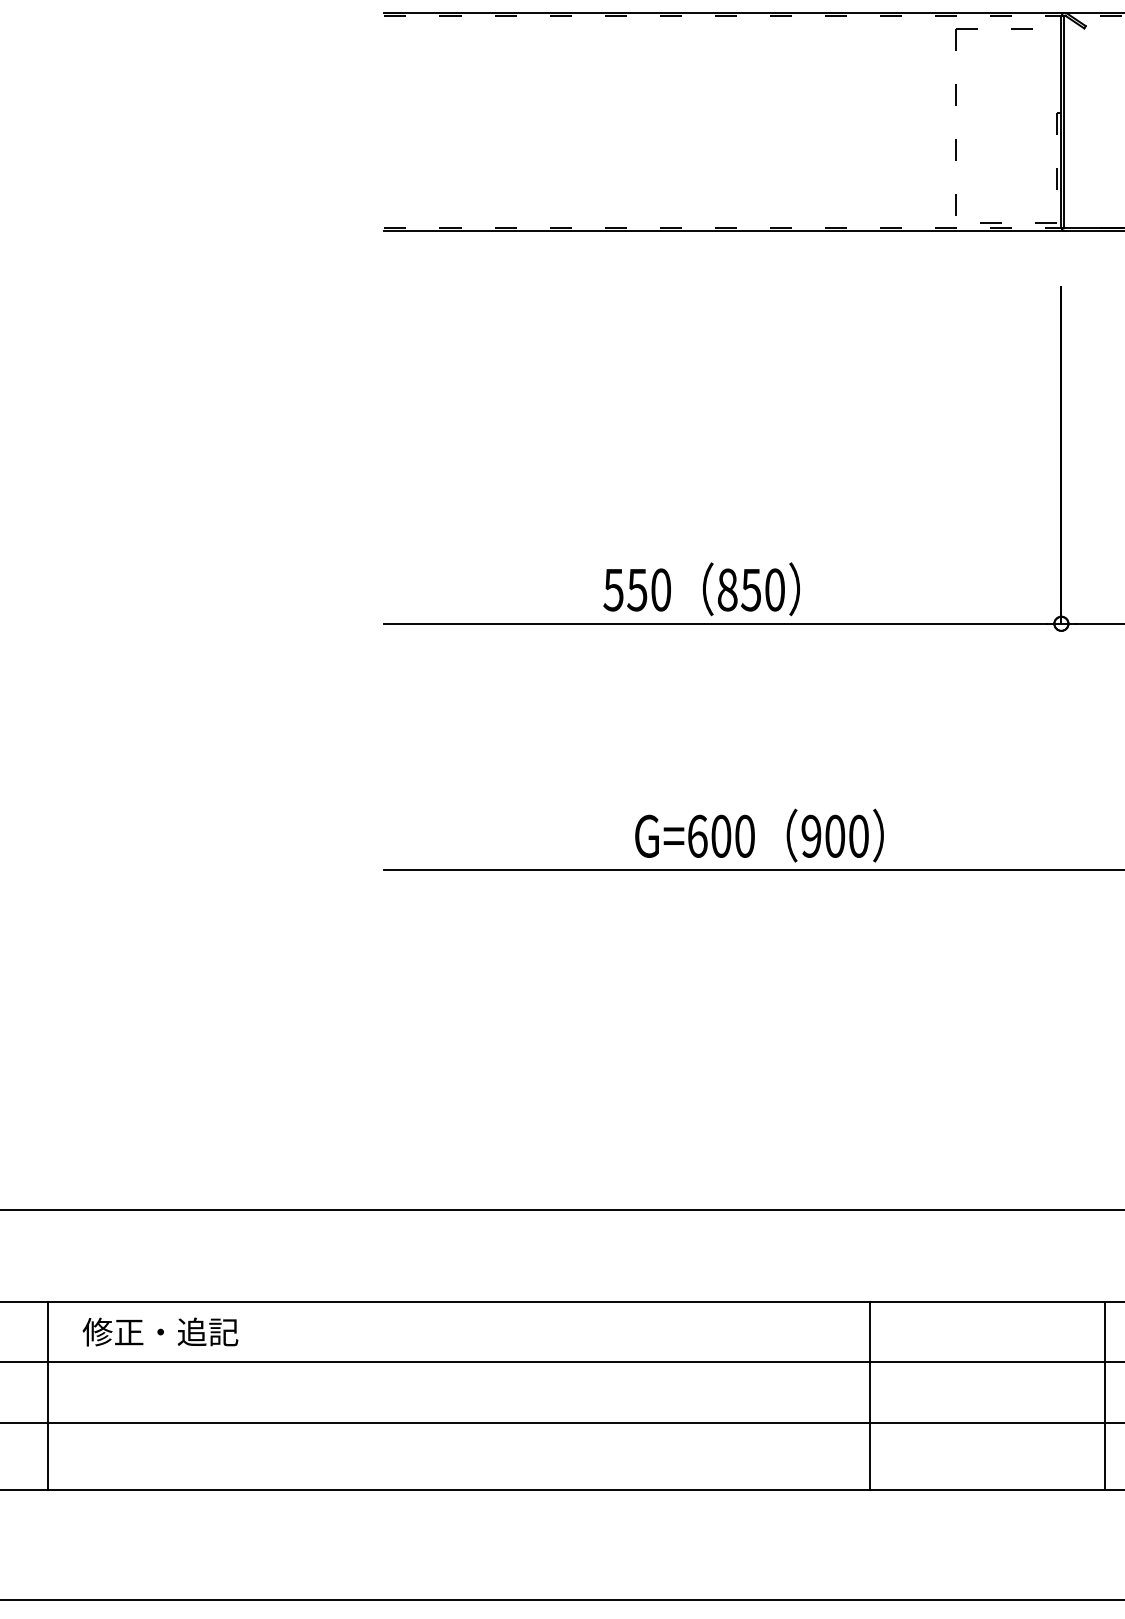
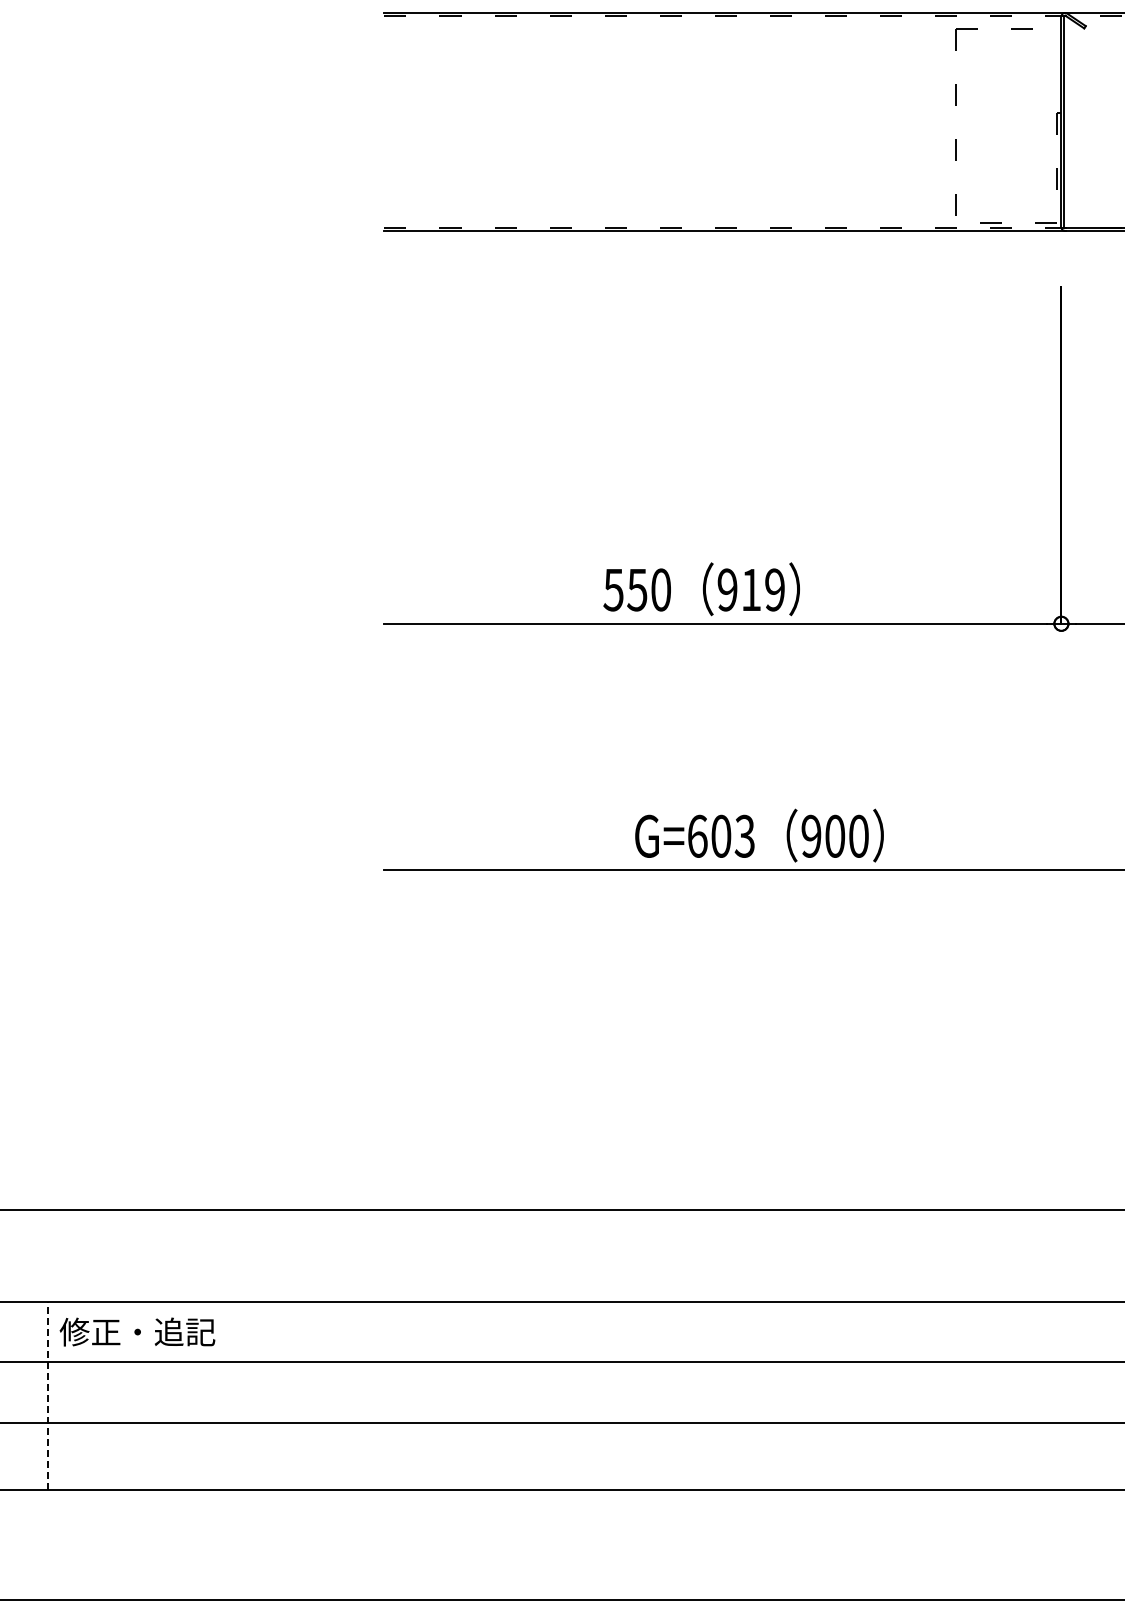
text: 850 -> 919 (750, 589)
text: G=600 -> G=603 (744, 835)
text position: (160, 1331) -> (137, 1331) (137, 1331)
line: solid -> dashed (48, 1396)
line: present -> none (869, 1396)
line: present -> none (1104, 1396)
